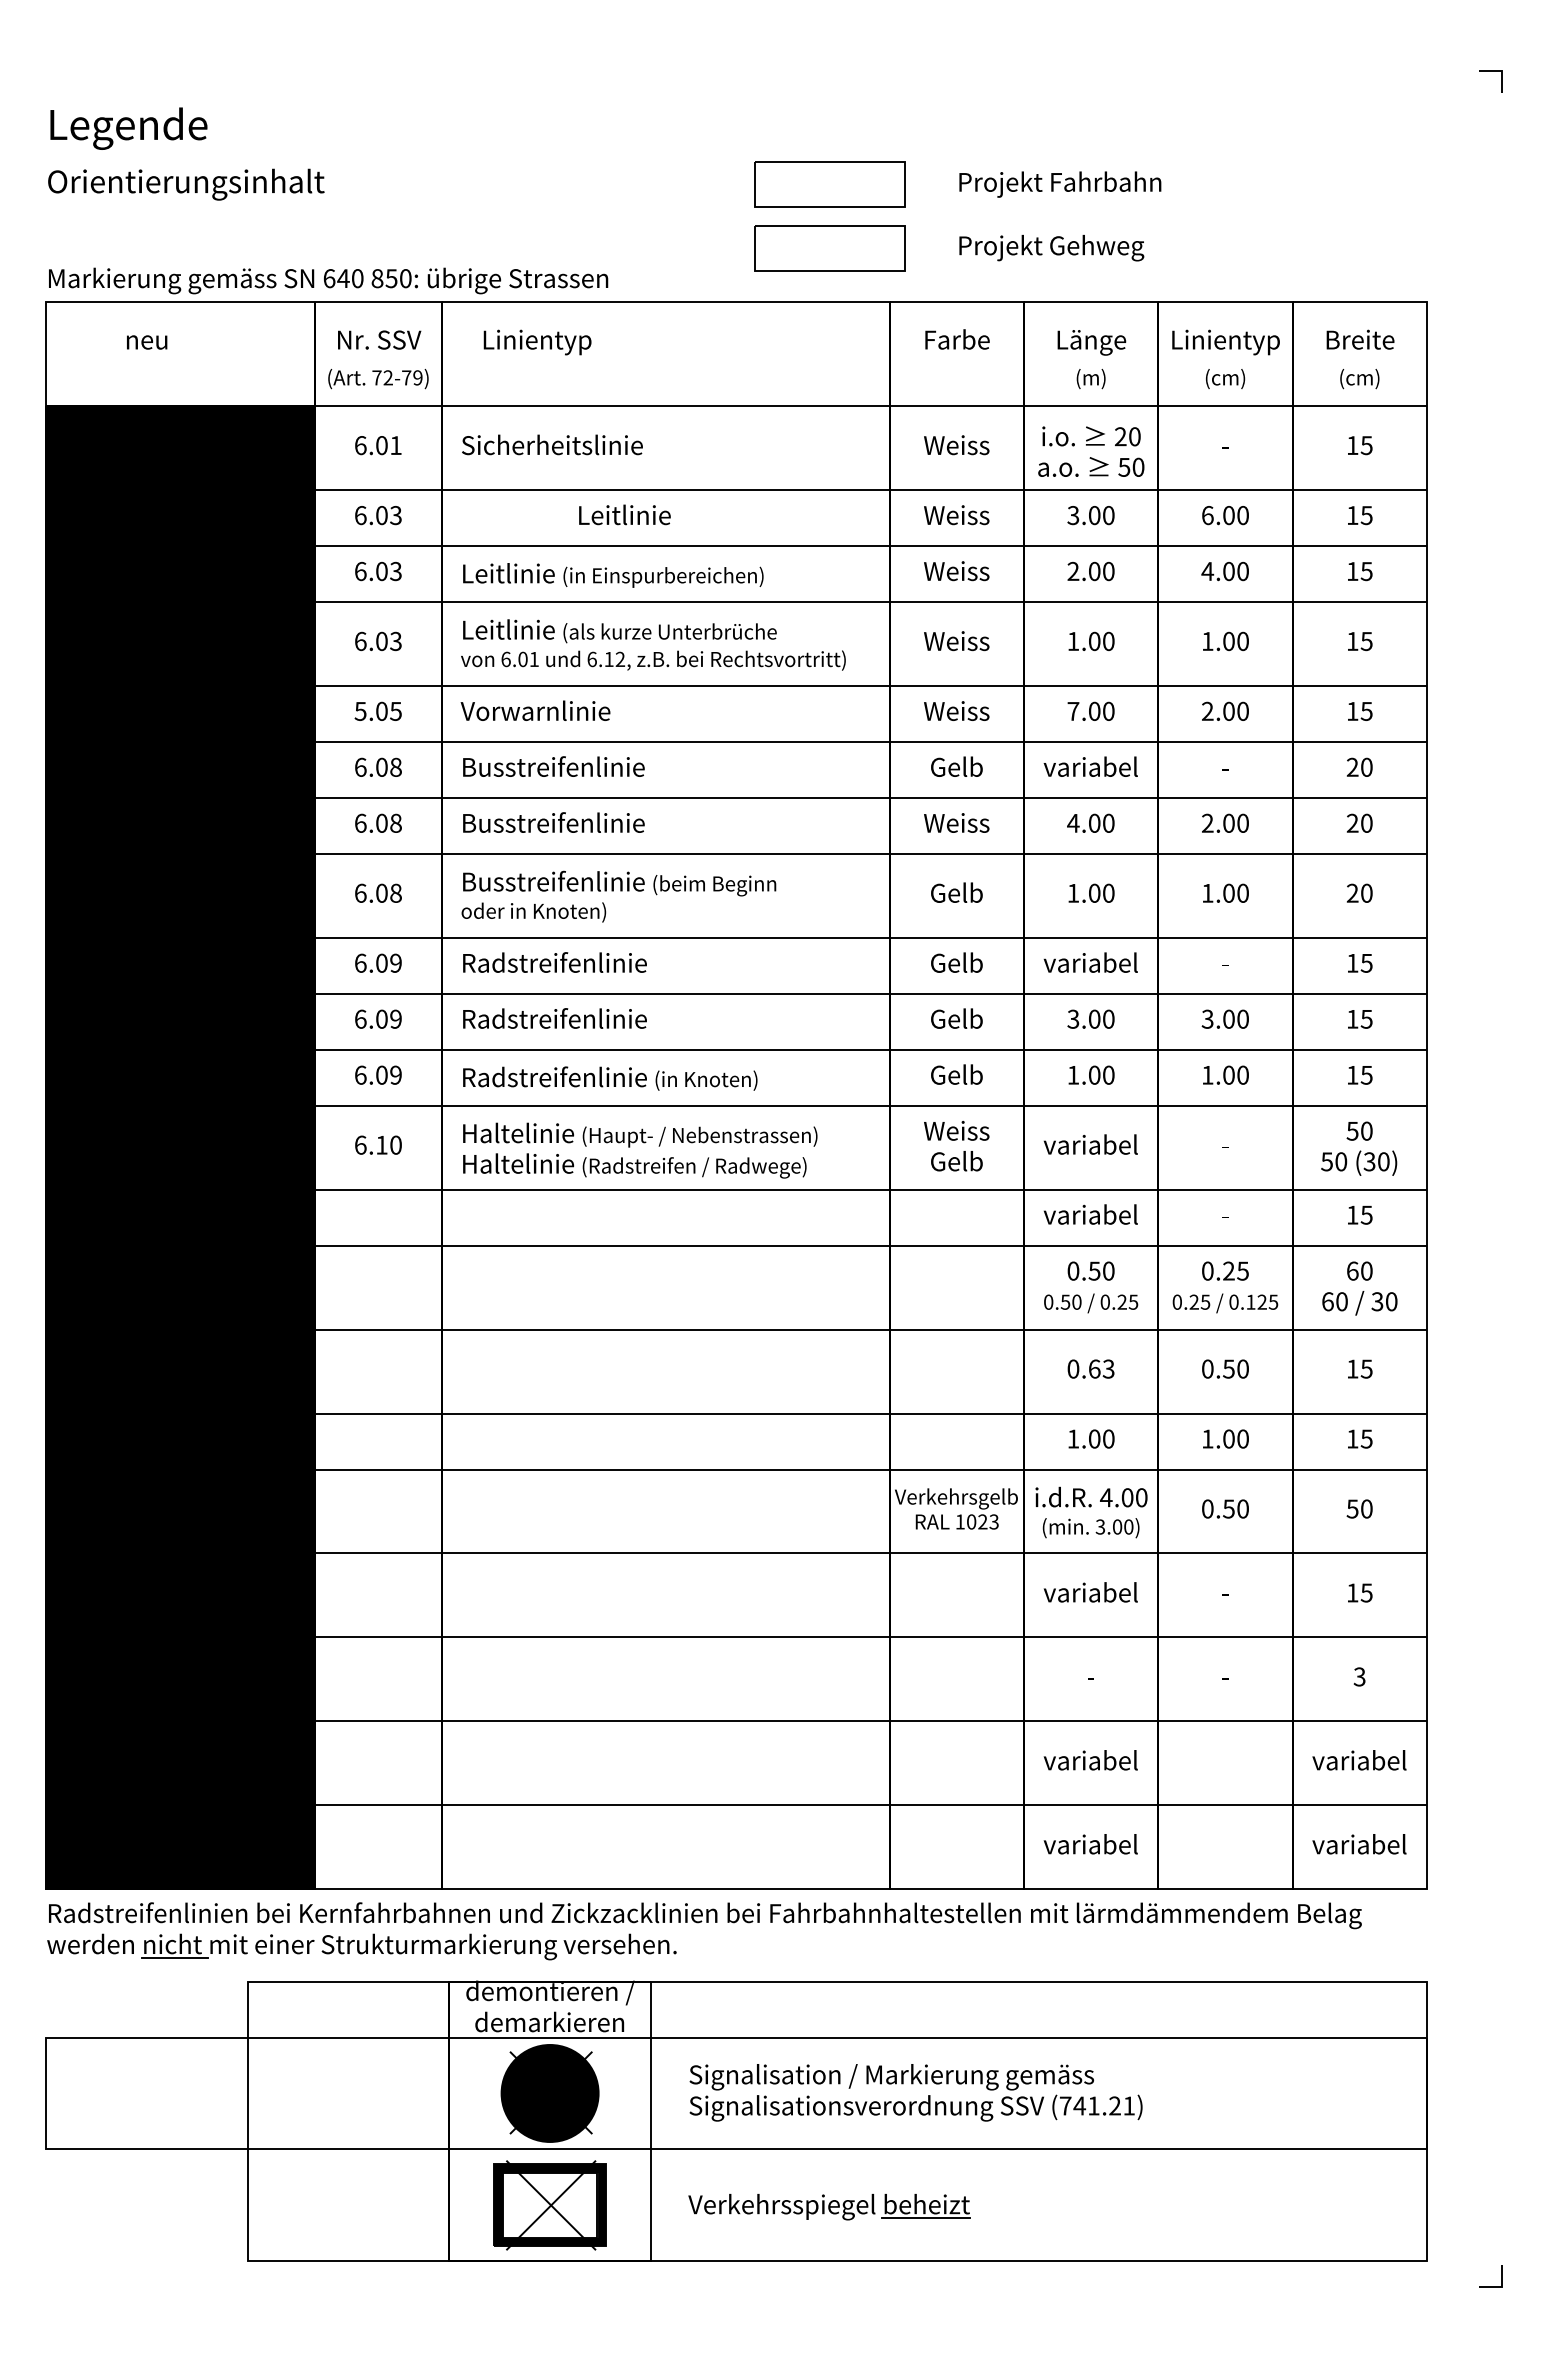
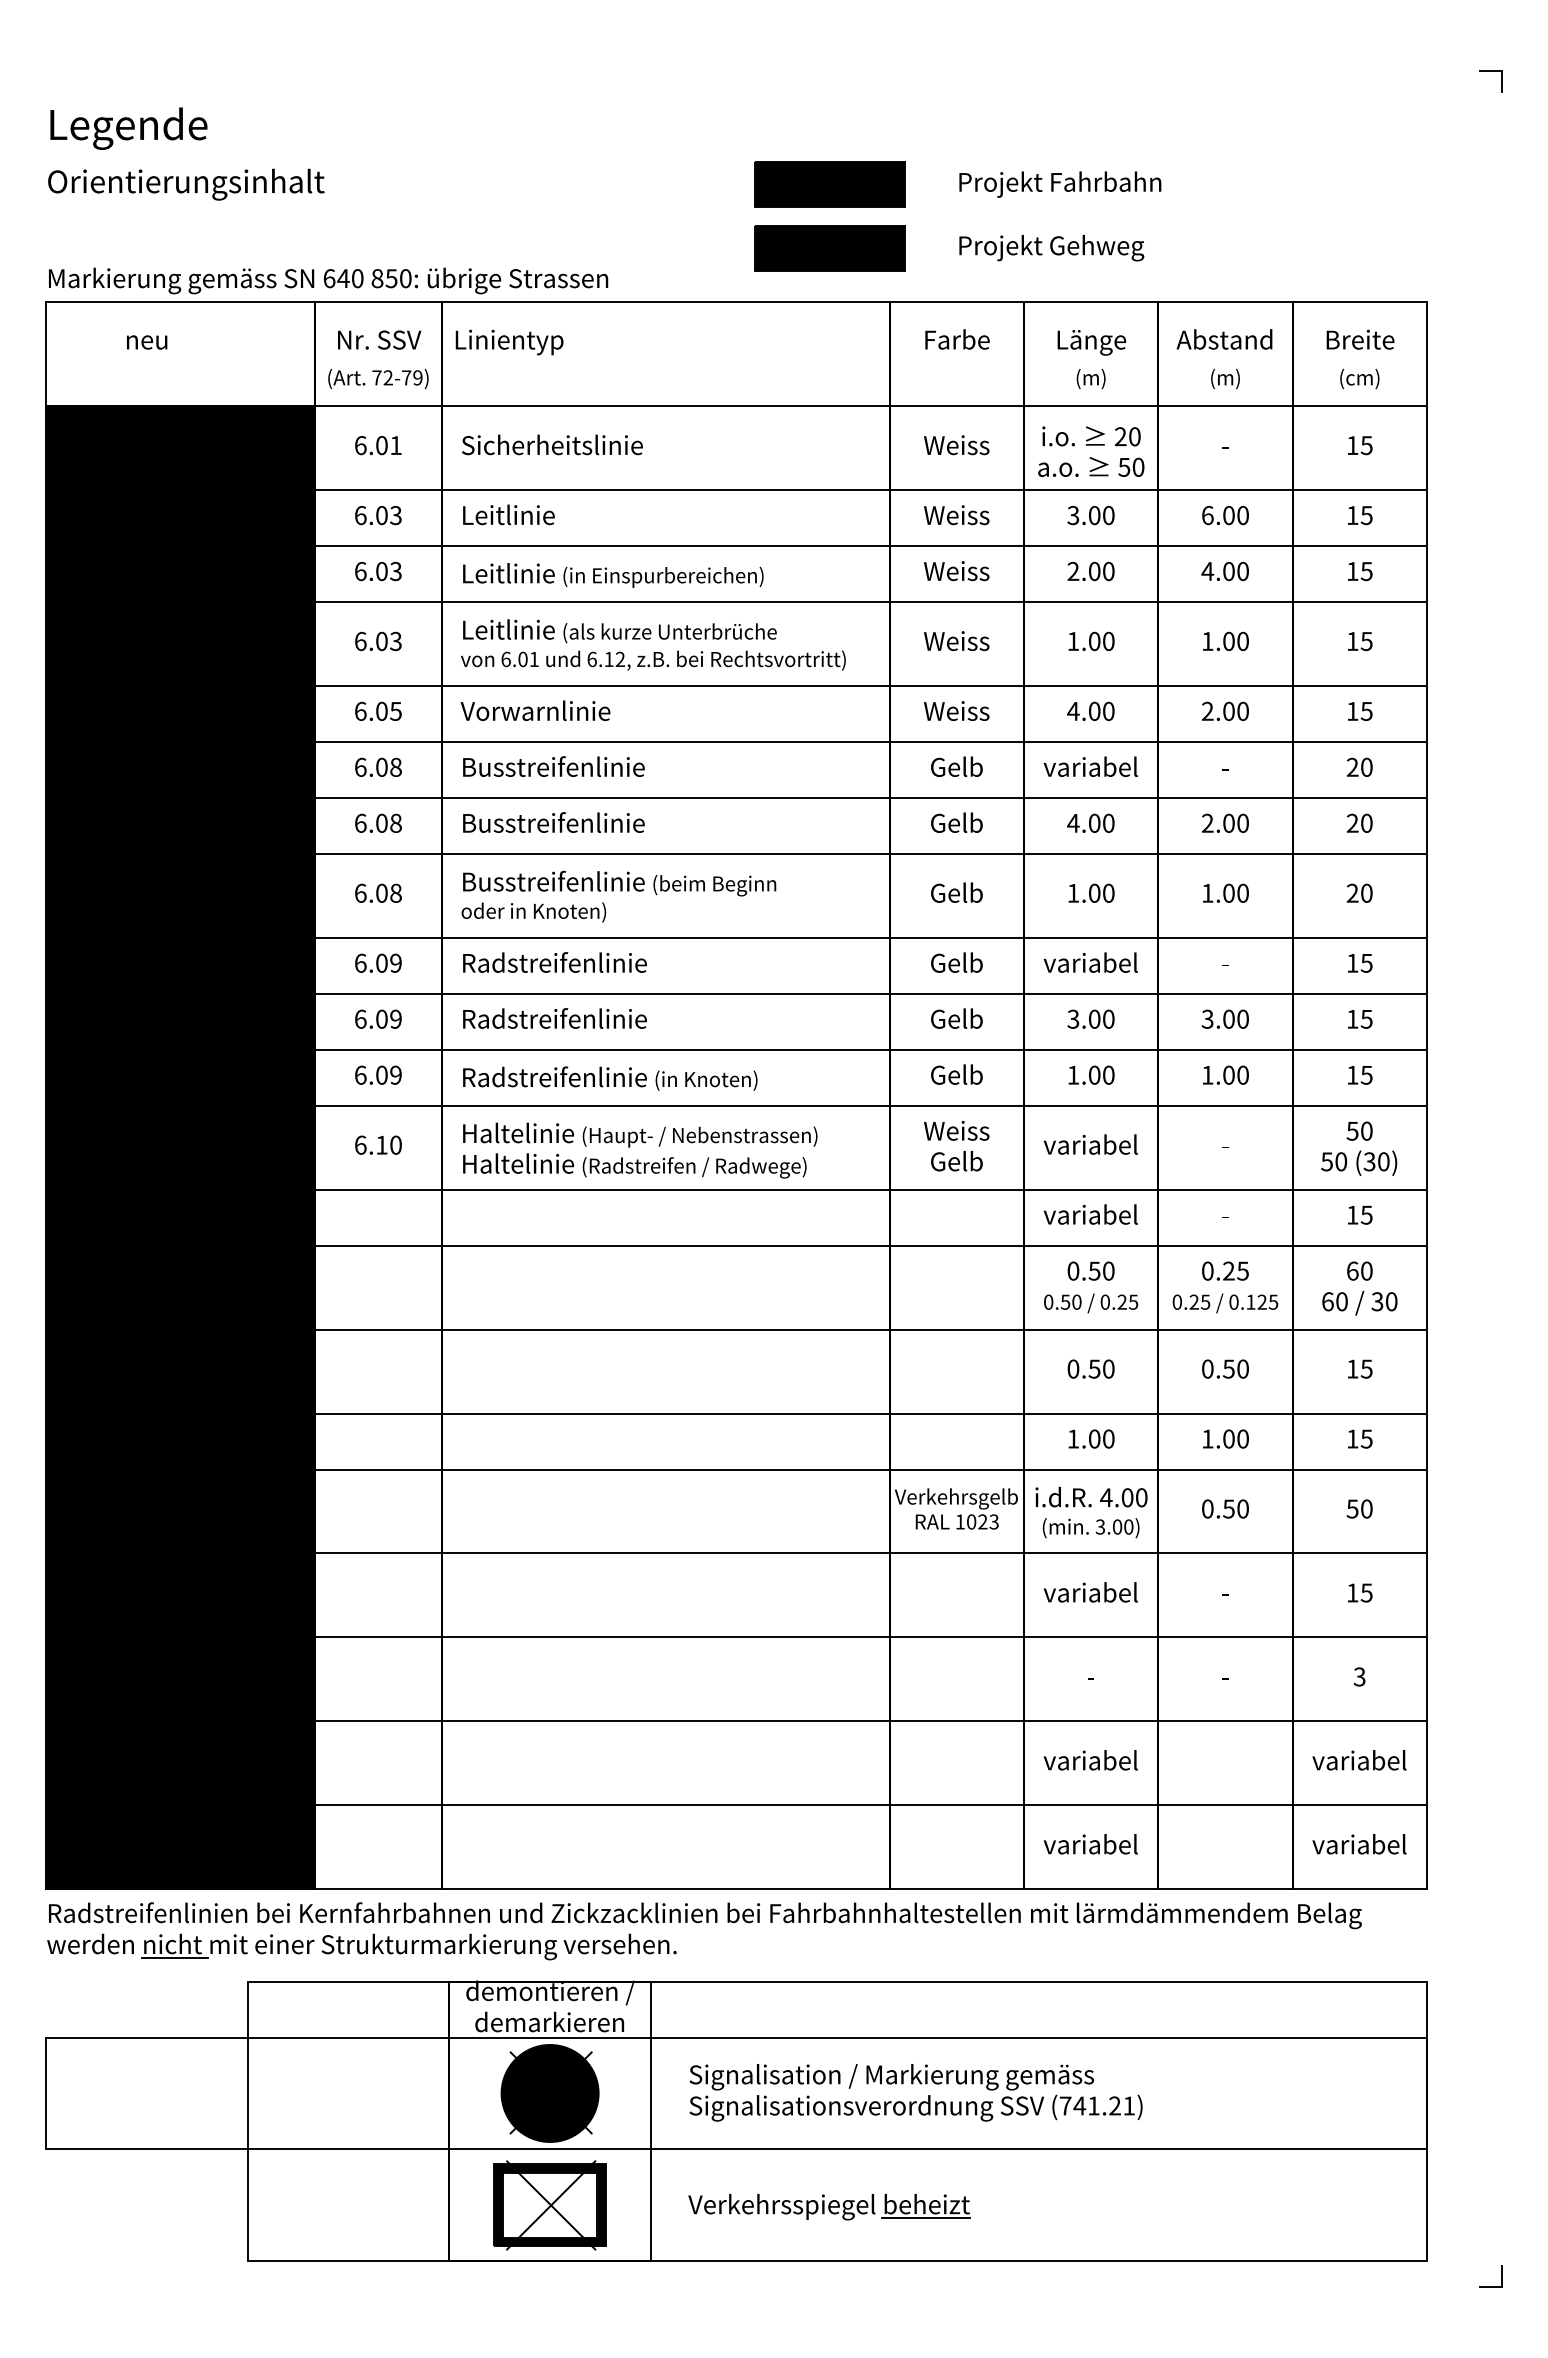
fill: none -> present (829, 184)
fill: none -> present (829, 247)
text position: (537, 342) -> (509, 342) (509, 342)
text: Linientyp -> Abstand (1225, 342)
text: (cm) -> (m) (1225, 378)
text position: (624, 514) -> (508, 514) (508, 514)
text: 5.05 -> 6.05 (360, 710)
text: 7.00 -> 4.00 (1073, 711)
text: Weiss -> Gelb (956, 822)
text: 0.63 -> 0.50 (1101, 1368)
